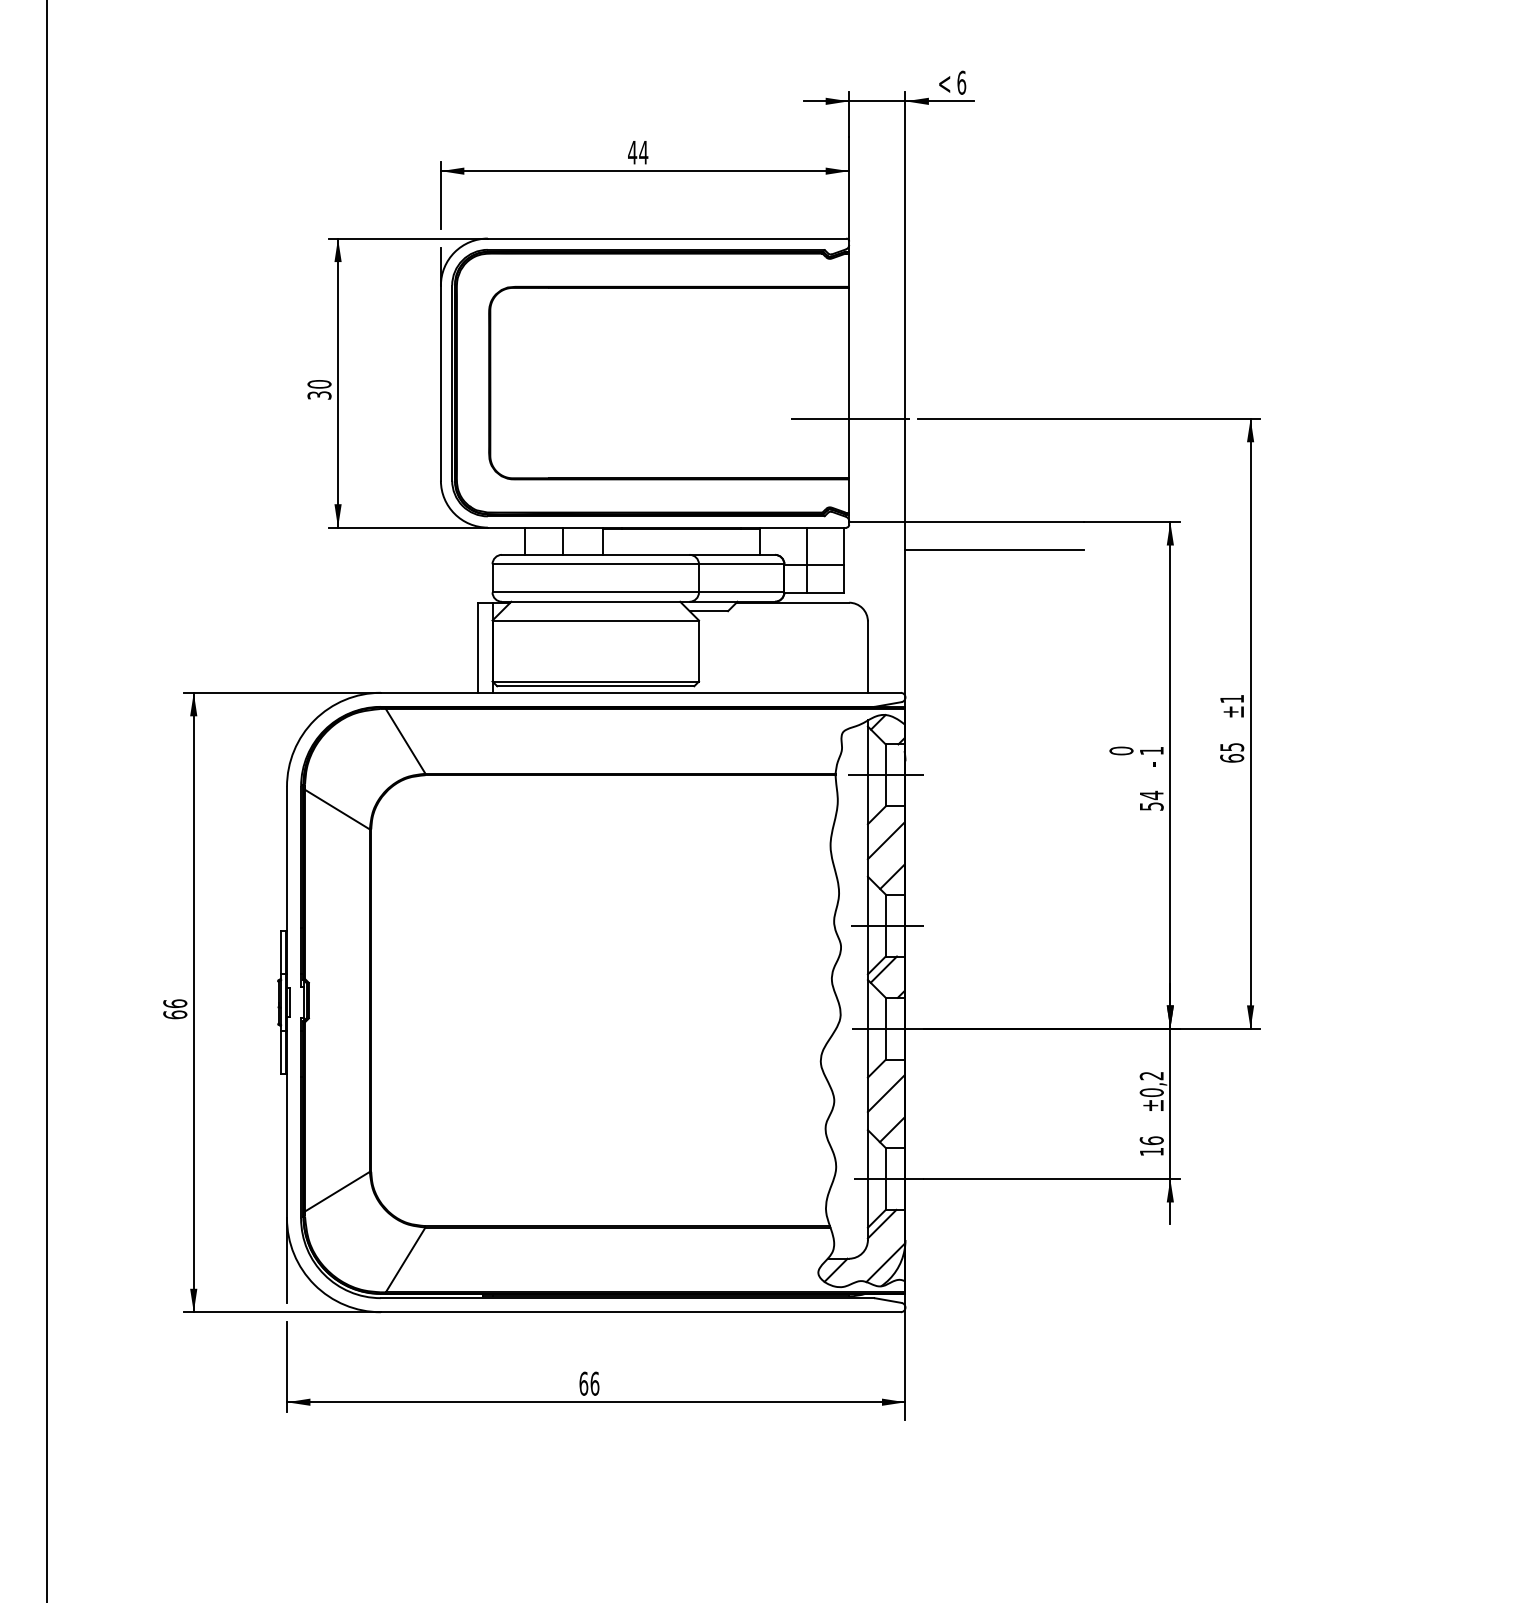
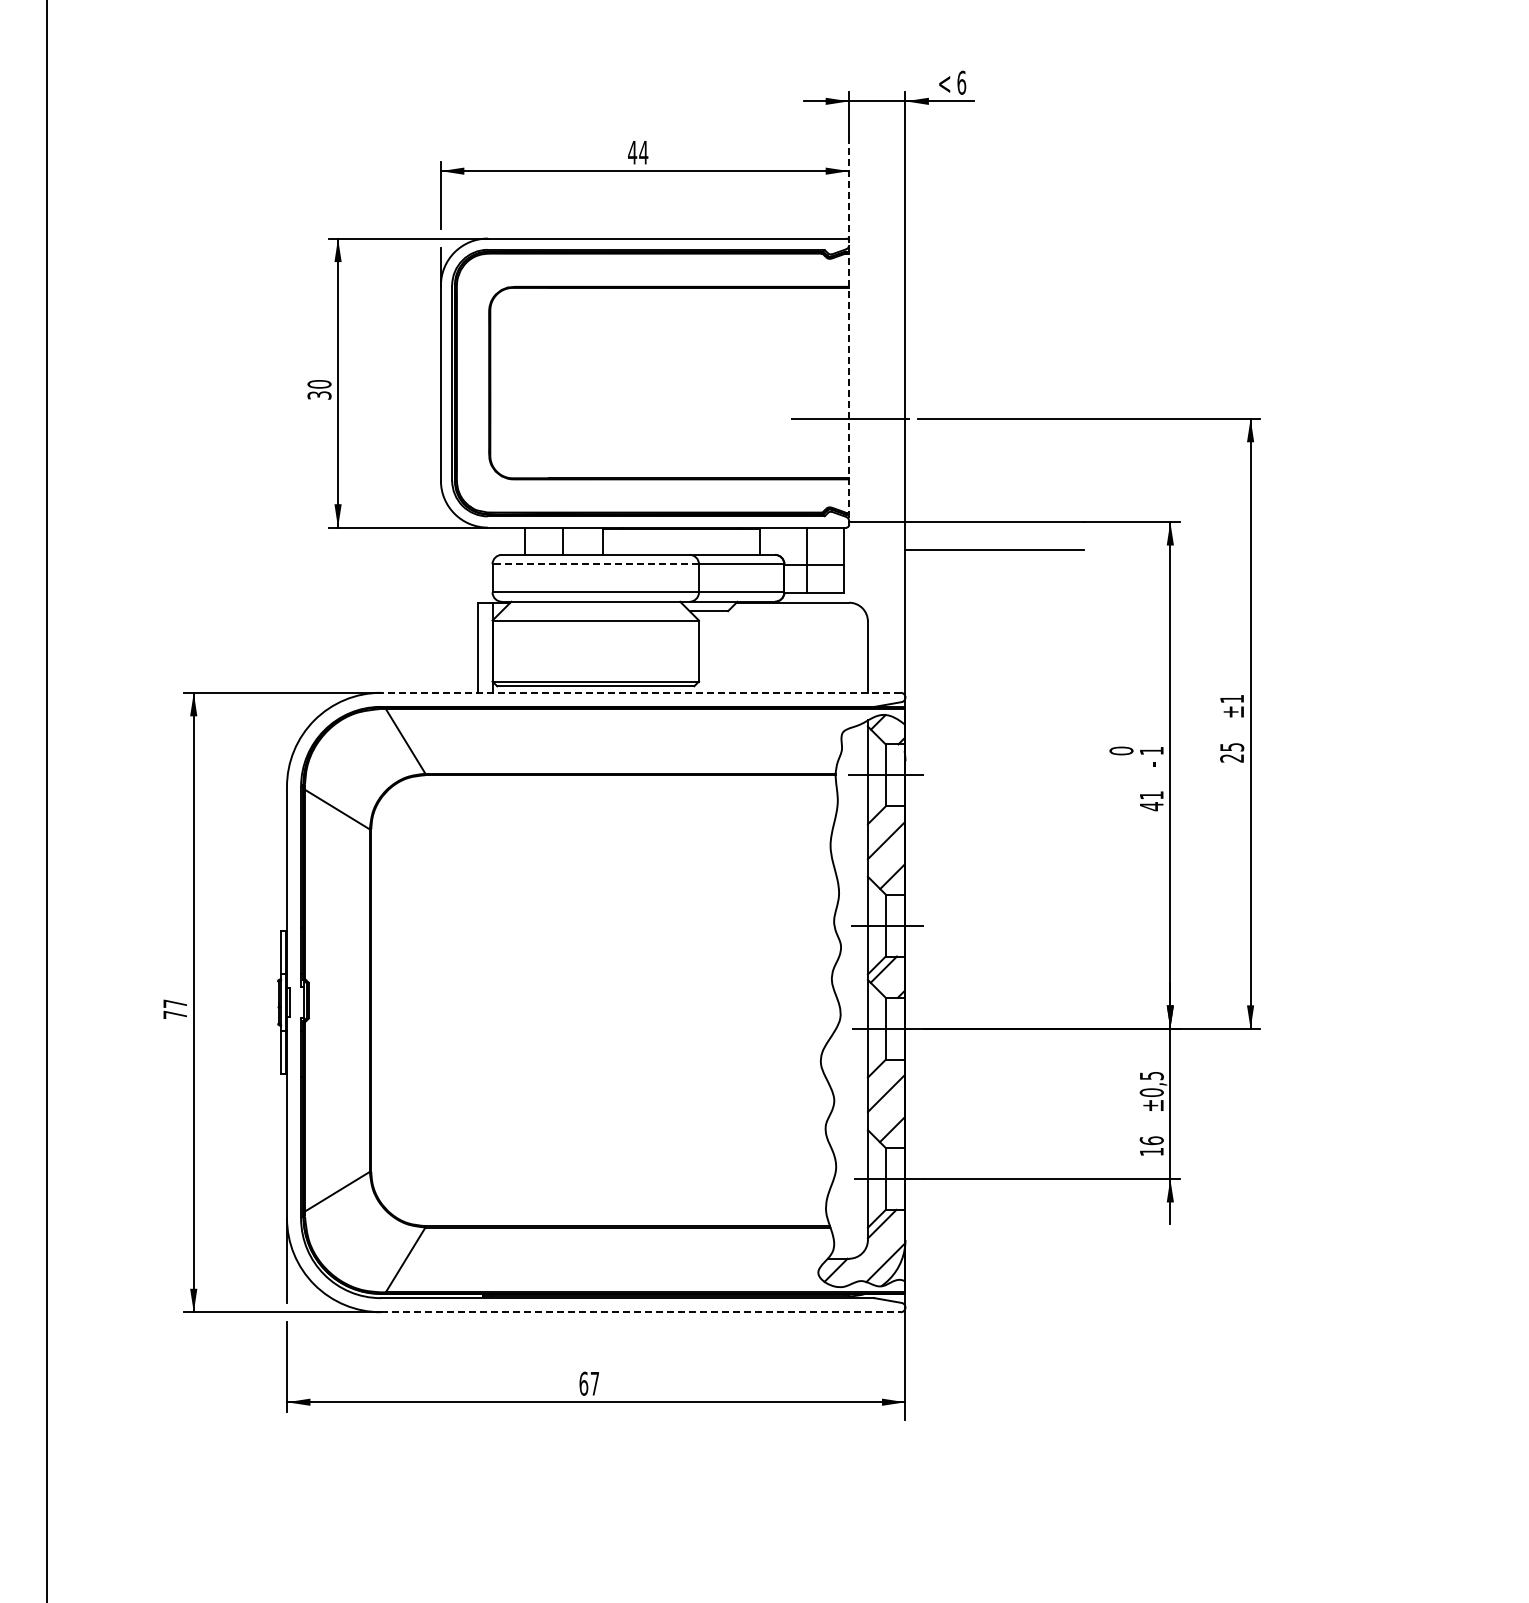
line: solid -> dashed (849, 330)
line: solid -> dashed (595, 564)
line: solid -> dashed (640, 692)
text: 65 -> 25 (1232, 758)
text: 54 -> 41 (1151, 800)
text: 66 -> 77 (175, 1009)
text: ±0,2 -> ±0,5 (1151, 1076)
line: solid -> dashed (640, 1312)
text: 66 -> 67 (594, 1383)
